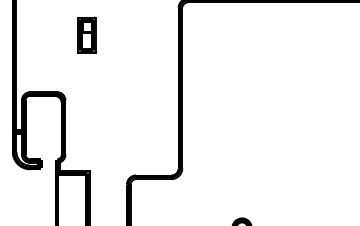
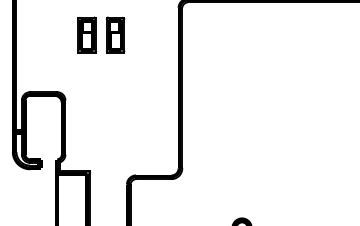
part: none -> present (115, 34)
